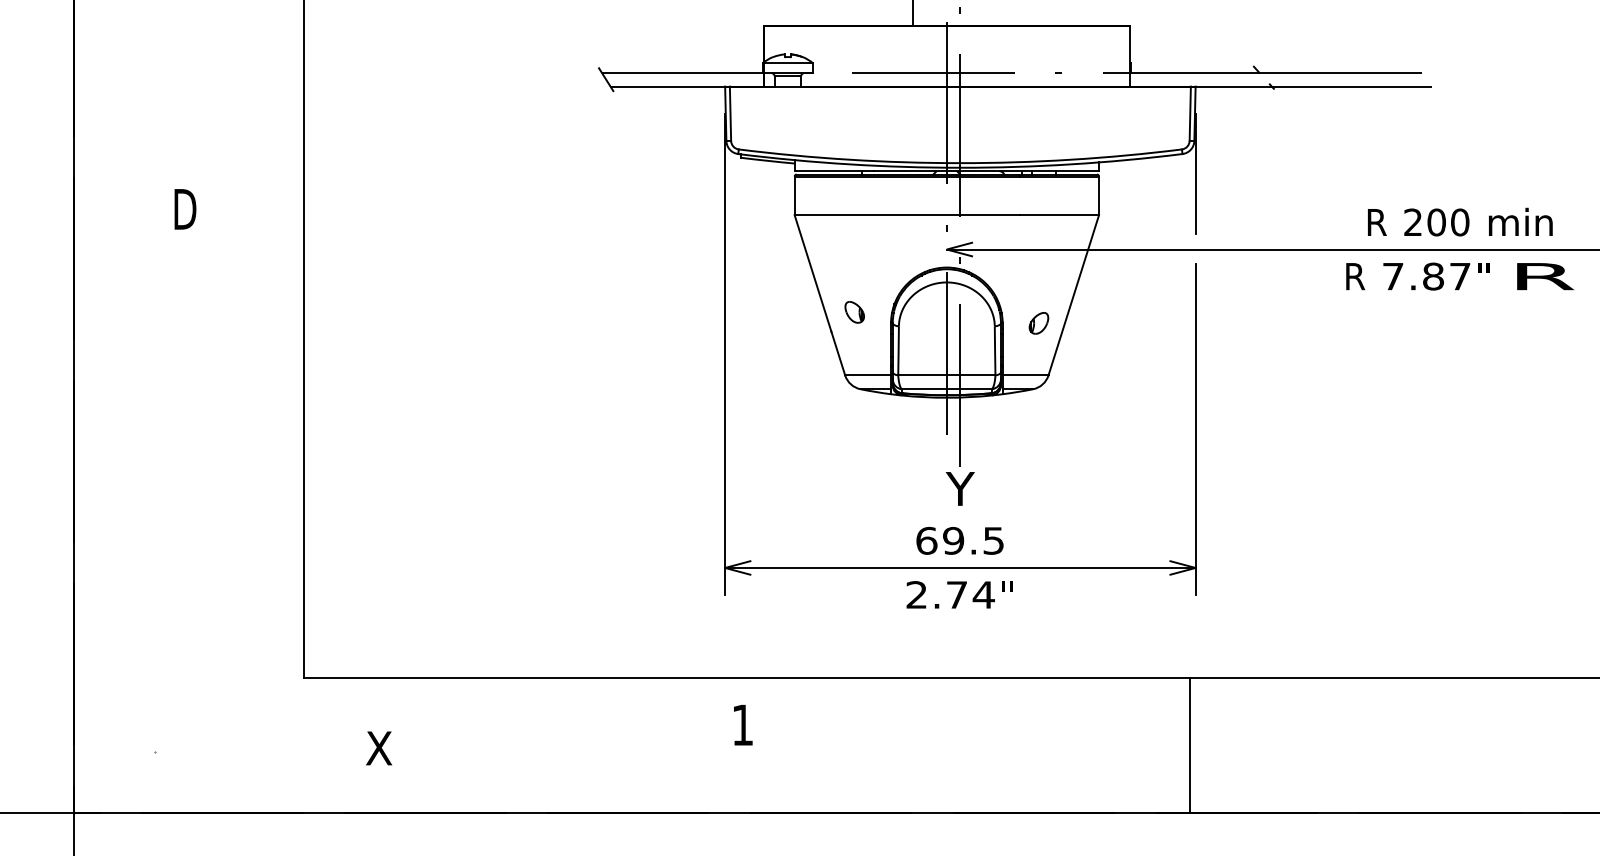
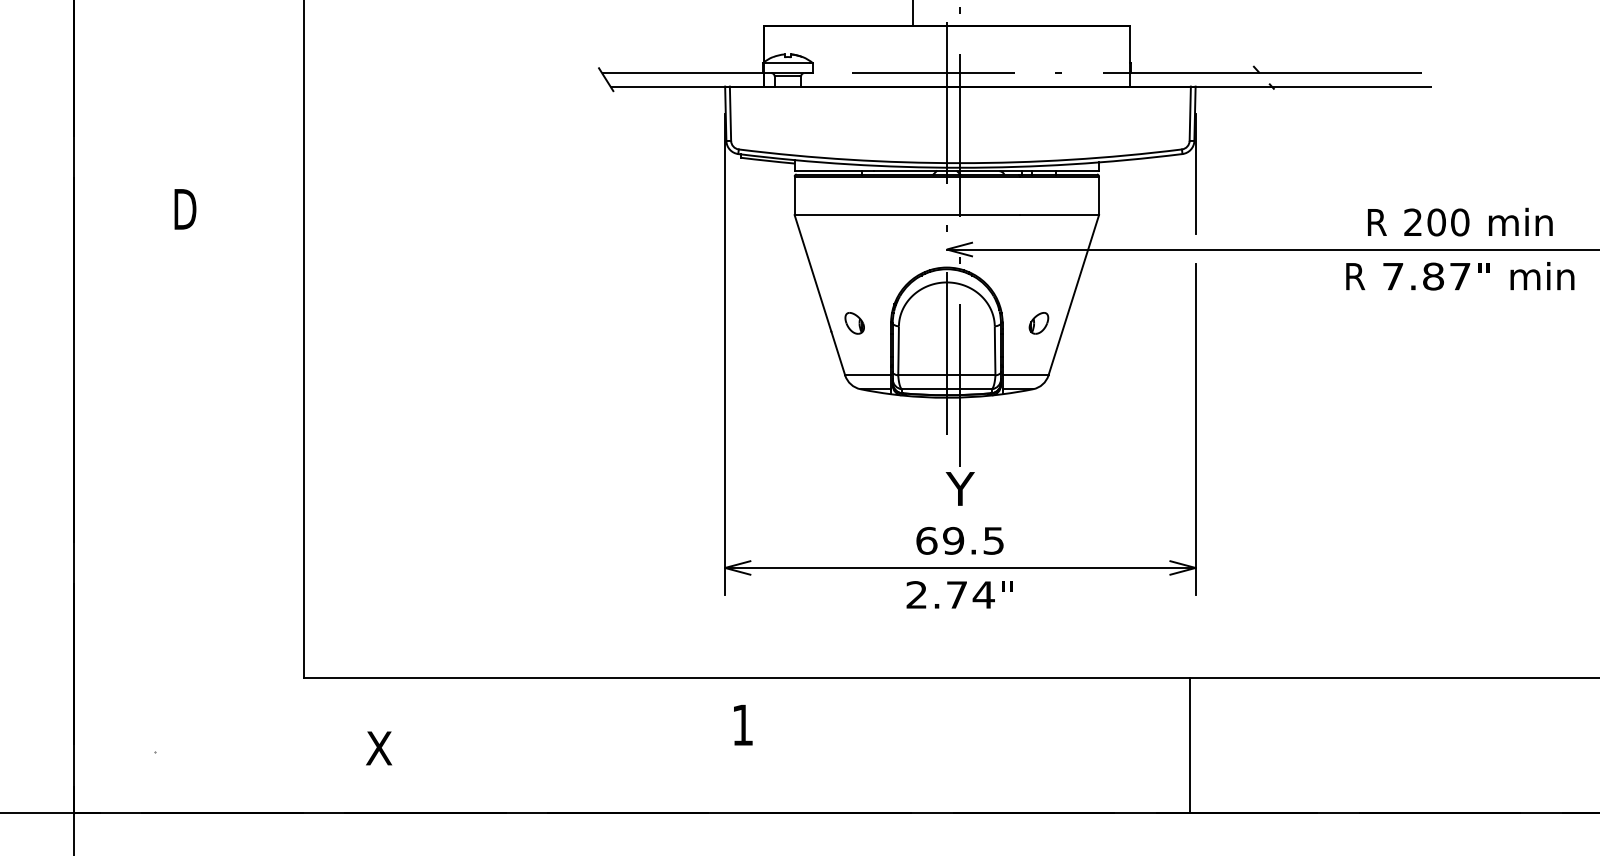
text: R -> min (1542, 276)
part position: (854, 312) -> (854, 323) (854, 323)
